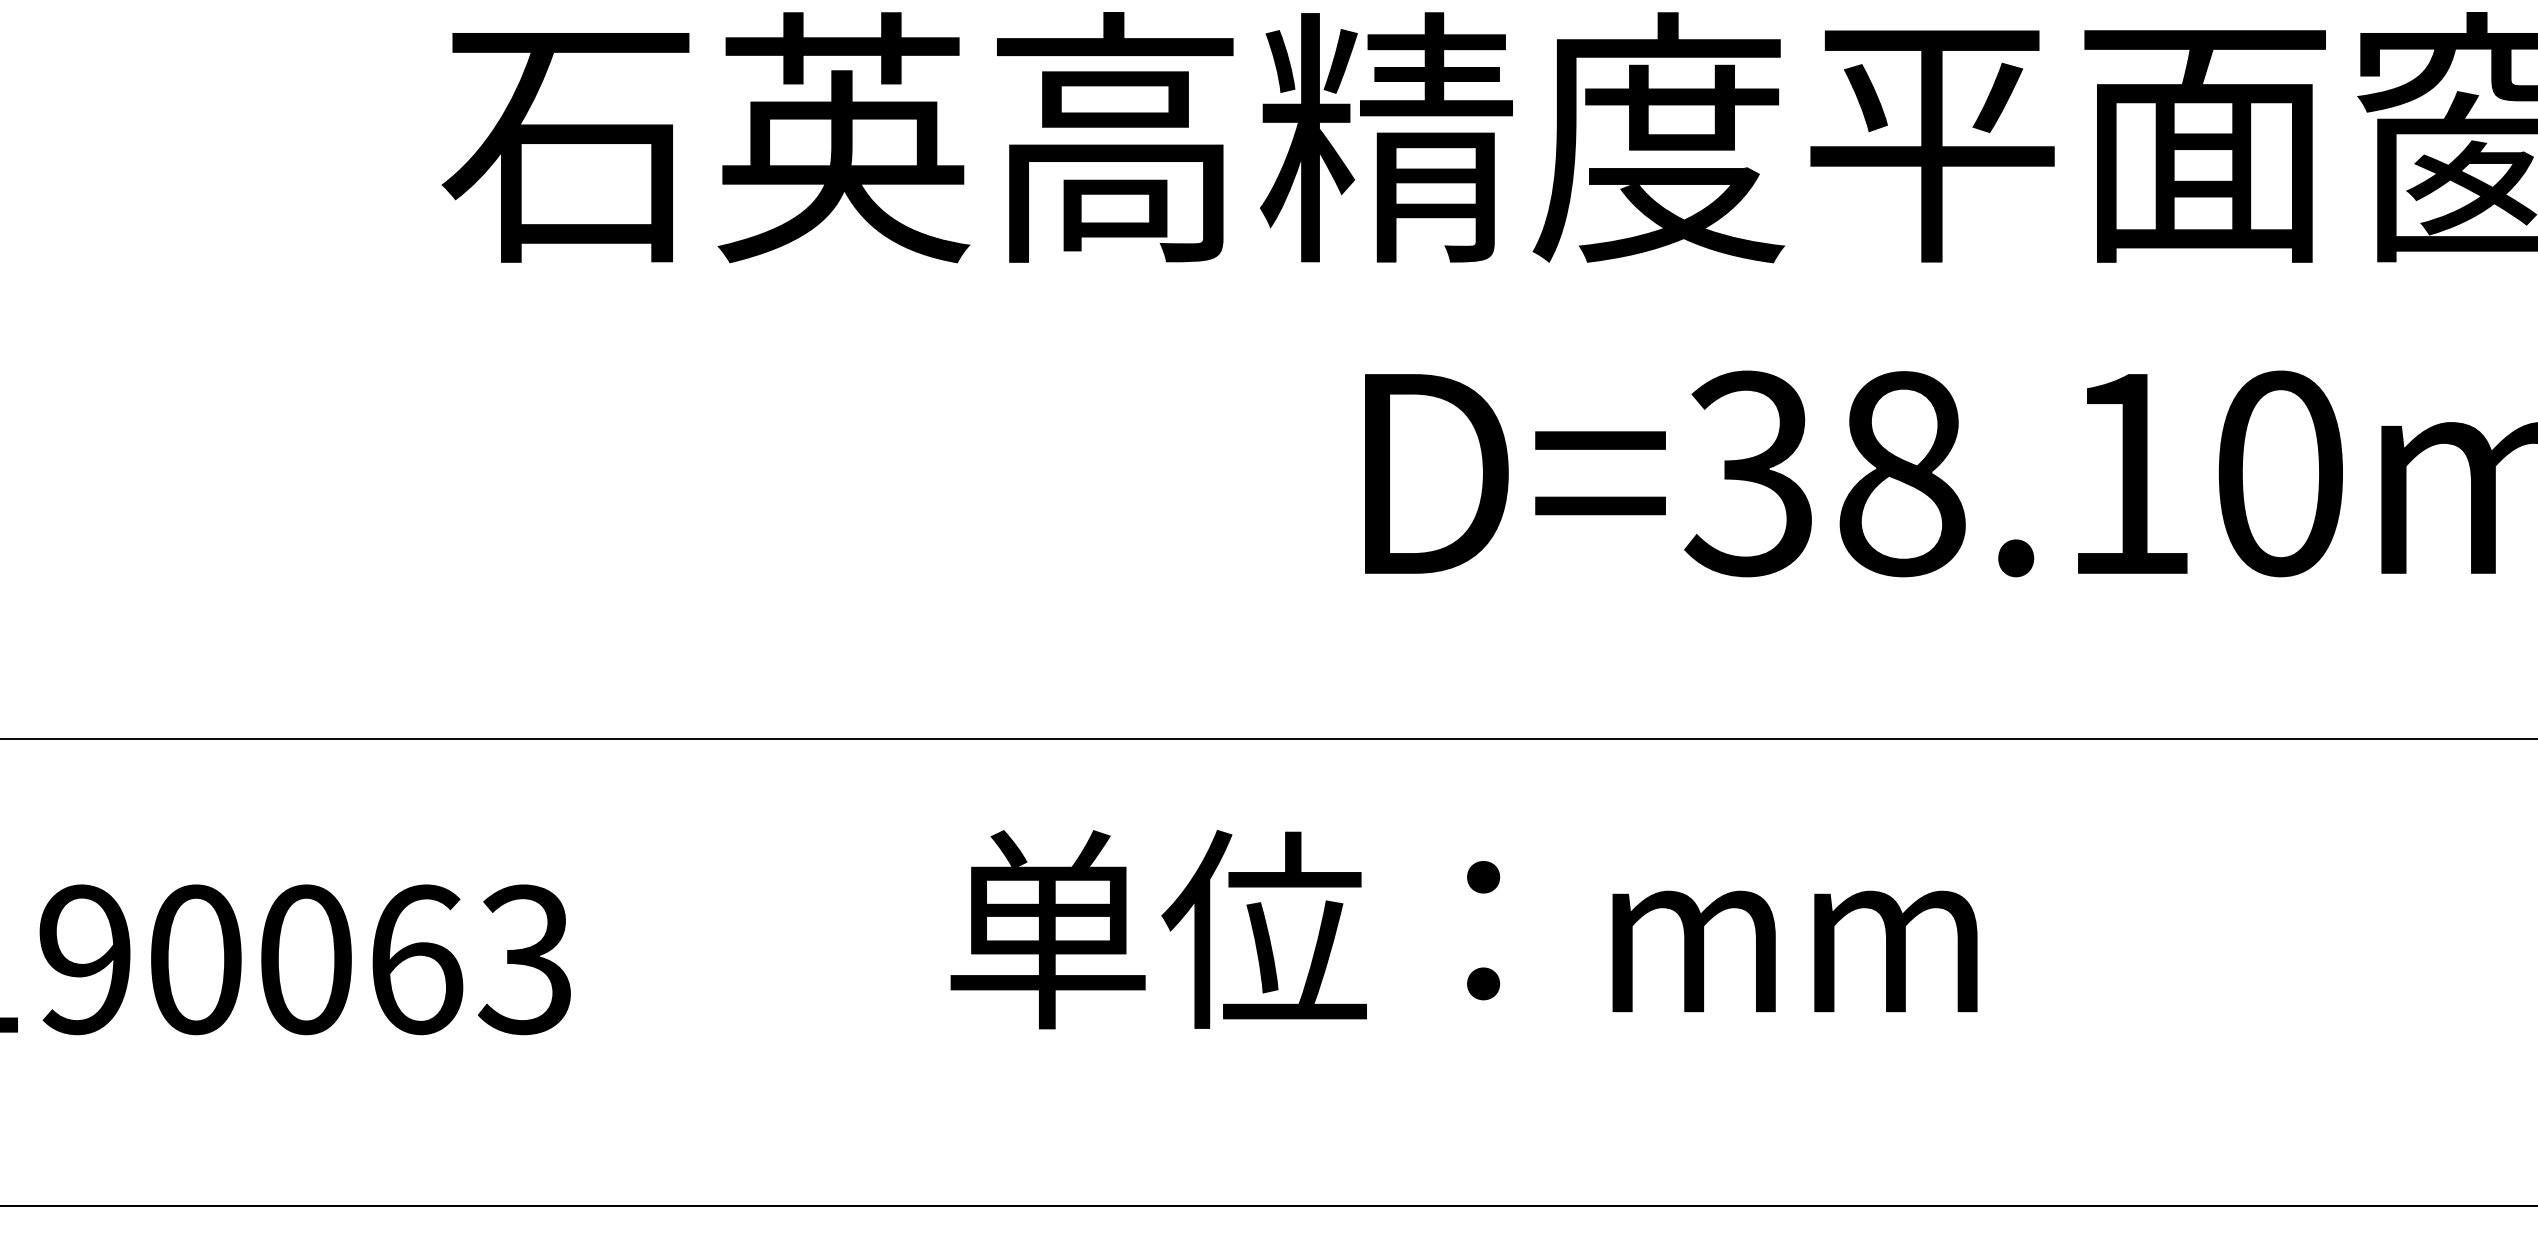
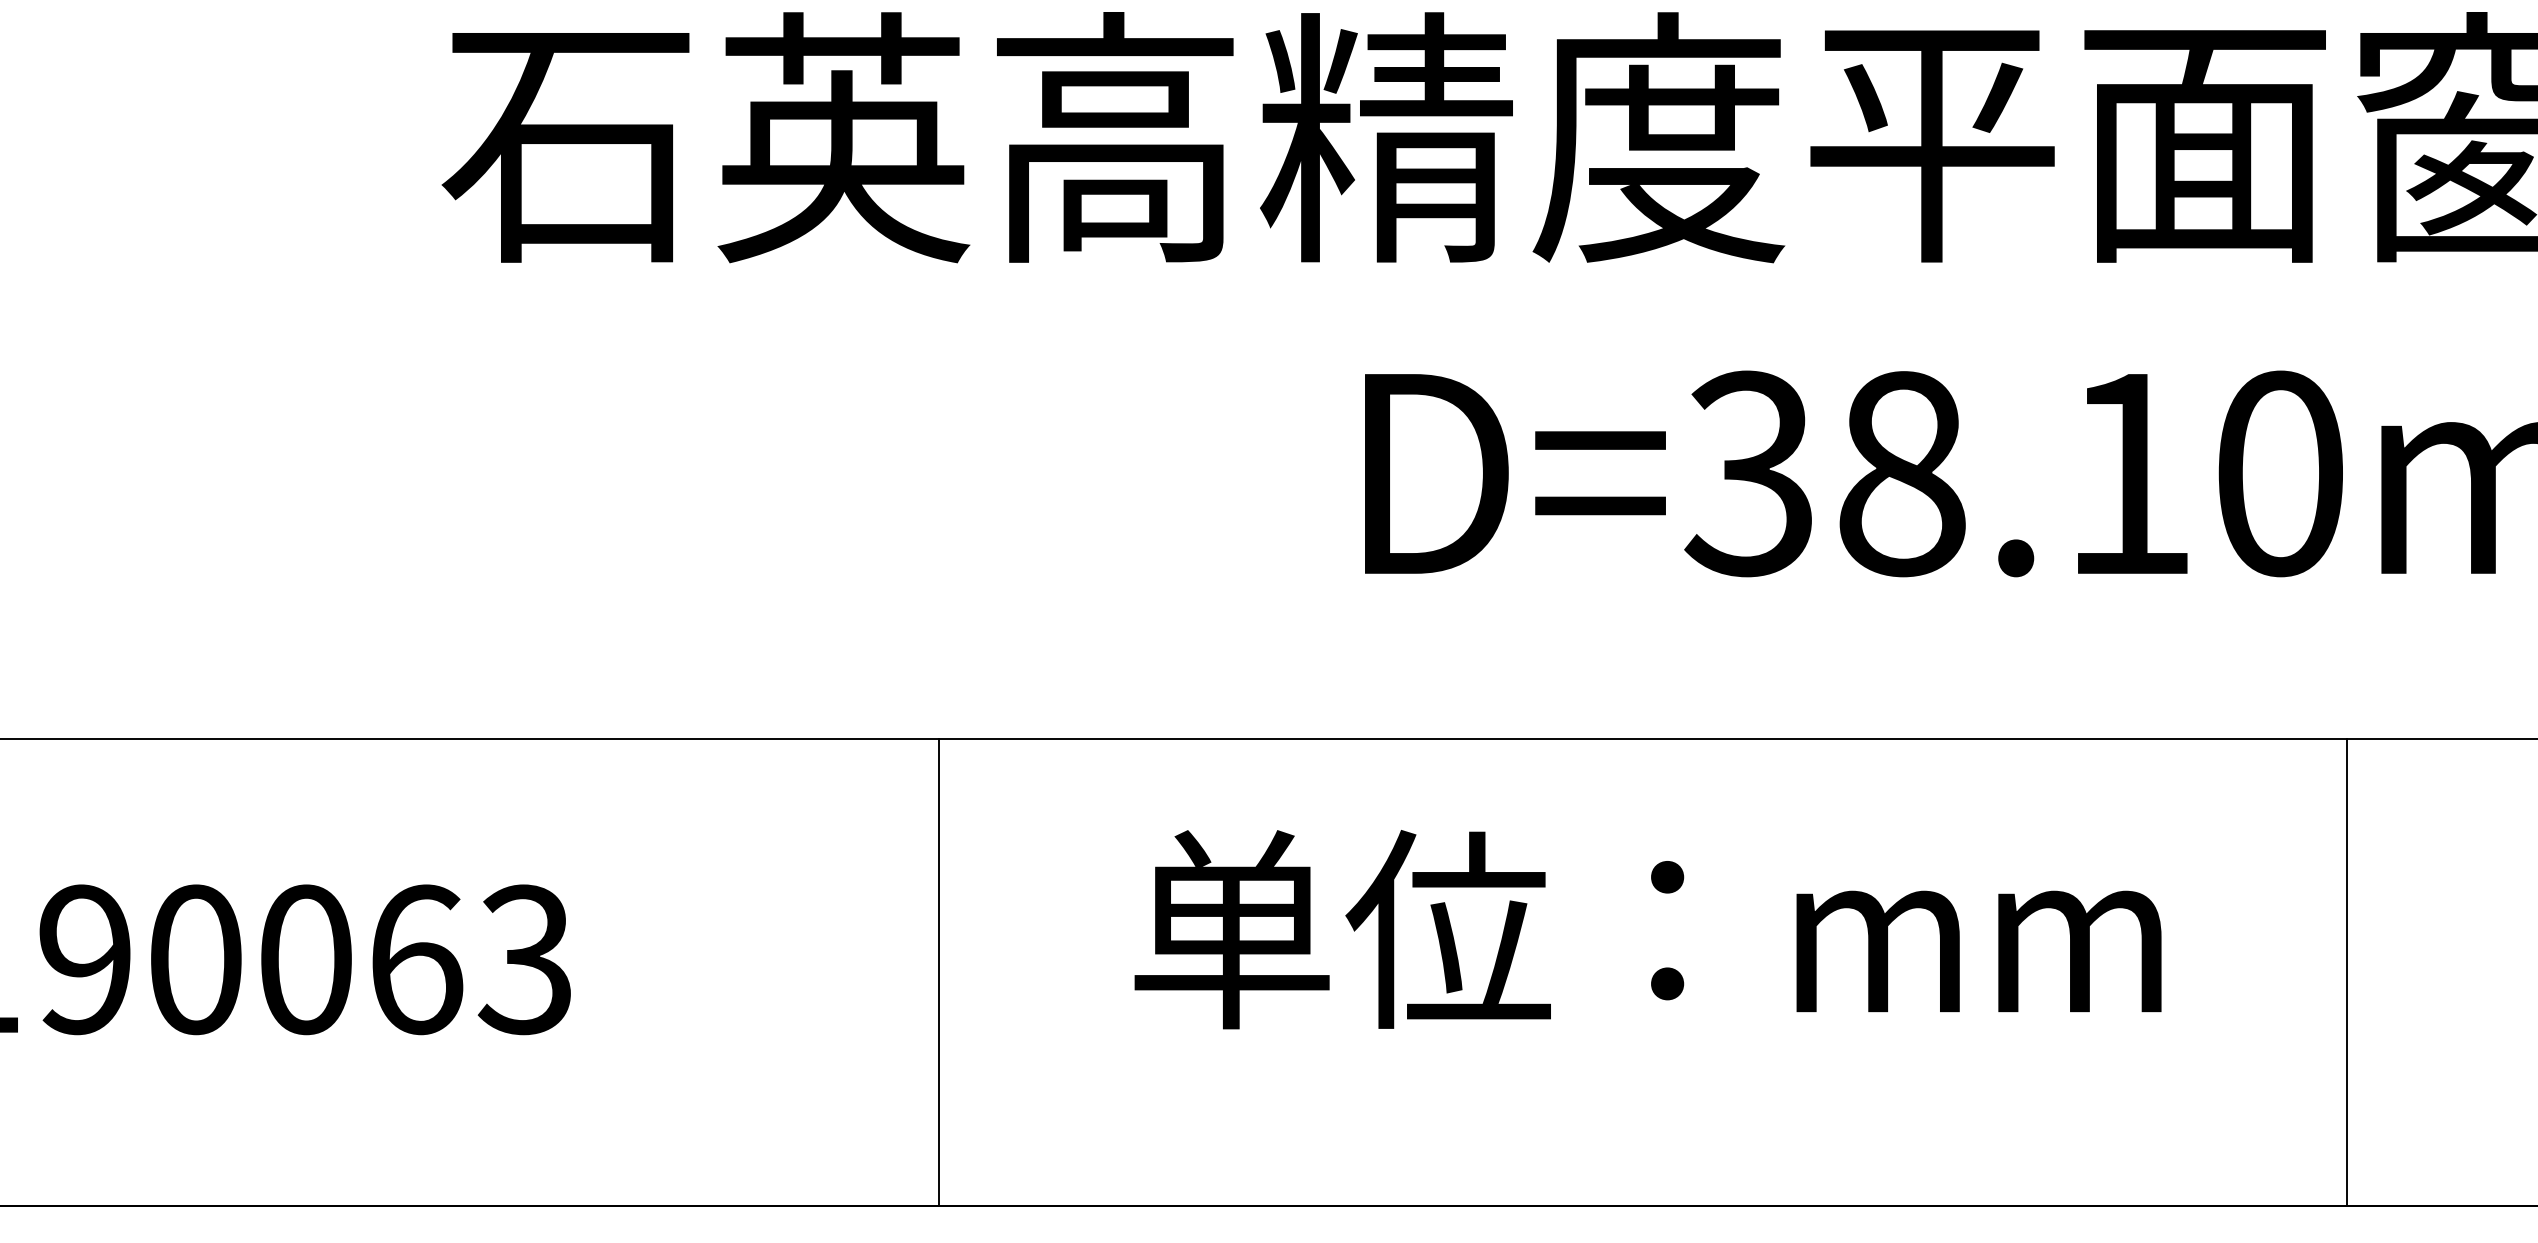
text position: (1463, 929) -> (1647, 929) (1647, 929)
line: none -> present (939, 972)
line: none -> present (2347, 972)
